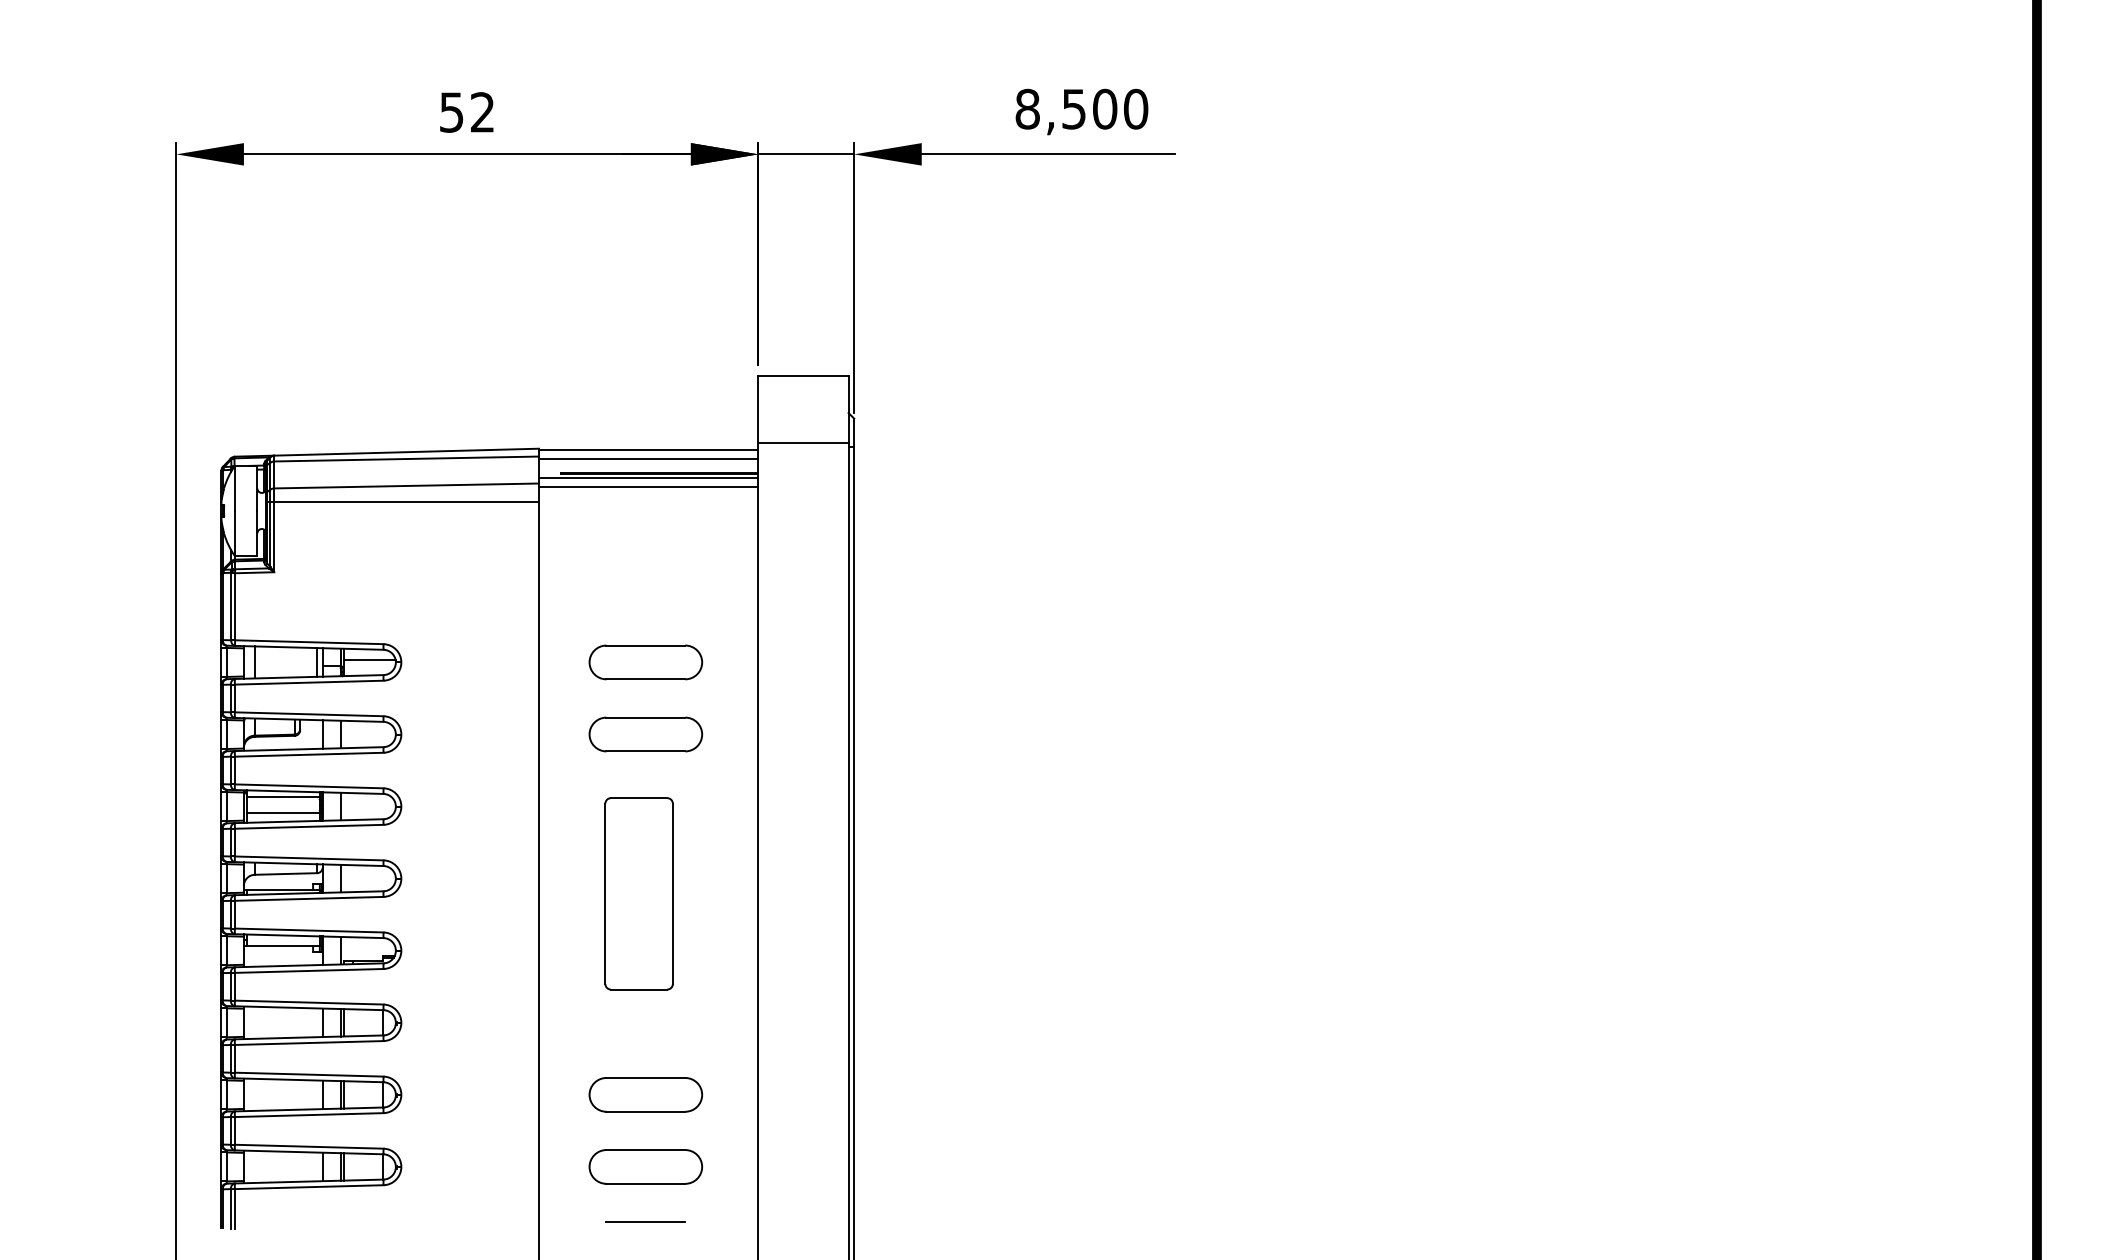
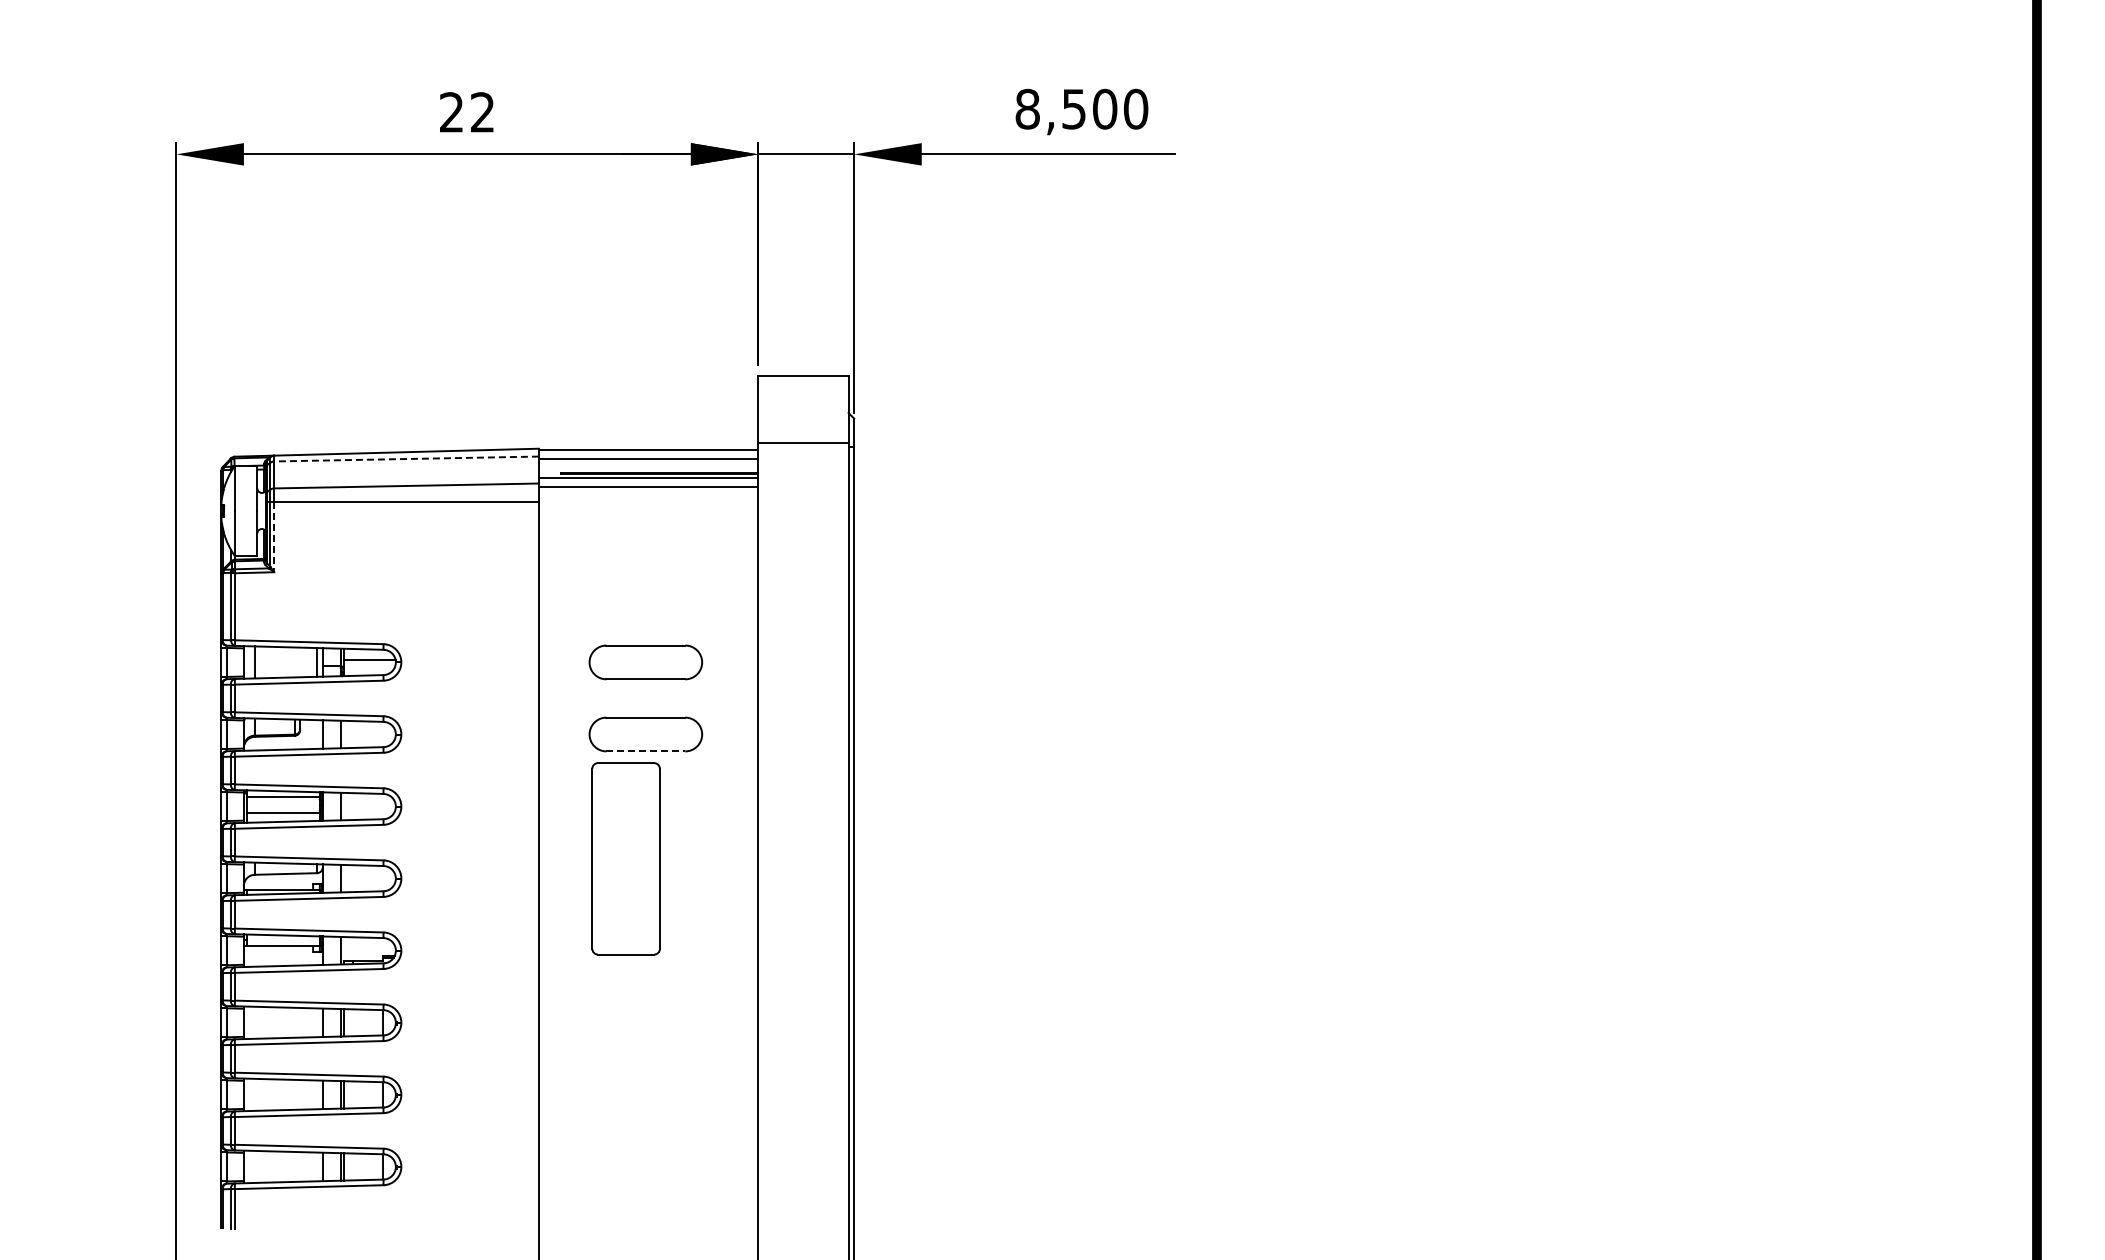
text: 52 -> 22 (451, 112)
line: solid -> dashed (406, 459)
line: solid -> dashed (274, 537)
line: solid -> dashed (646, 751)
part position: (638, 893) -> (625, 858) (625, 858)
part: present -> none (645, 1094)
part: present -> none (645, 1166)
line: present -> none (645, 1222)
